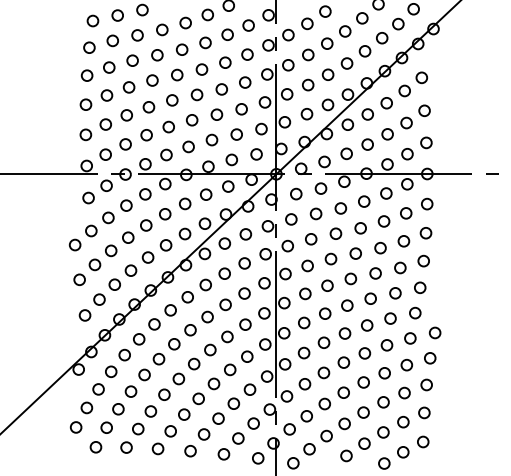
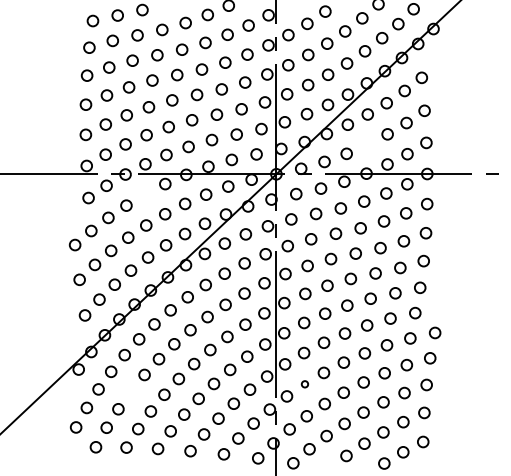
circle: present -> none (367, 144)
circle: present -> none (145, 194)
circle size: 14x13 px -> 10x9 px (304, 384)
circle: present -> none (130, 391)
